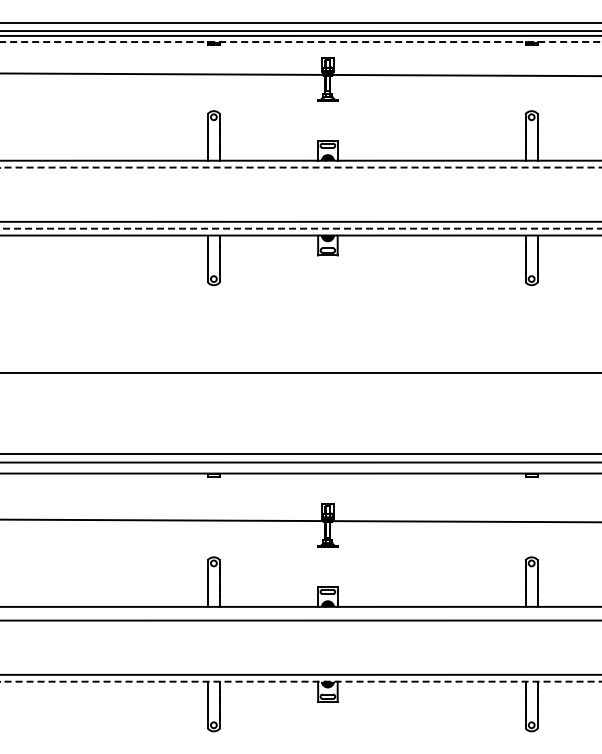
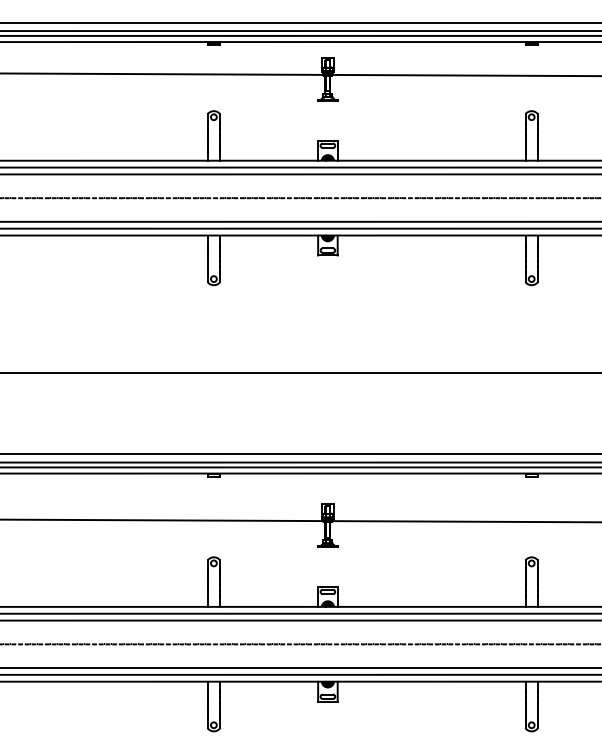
line: dashed -> solid (300, 42)
line: dashed -> solid (301, 167)
line: none -> present (300, 174)
line: none -> present (300, 198)
line: dashed -> solid (300, 228)
line: none -> present (300, 467)
line: none -> present (300, 613)
line: none -> present (300, 644)
line: none -> present (300, 667)
line: dashed -> solid (301, 681)
